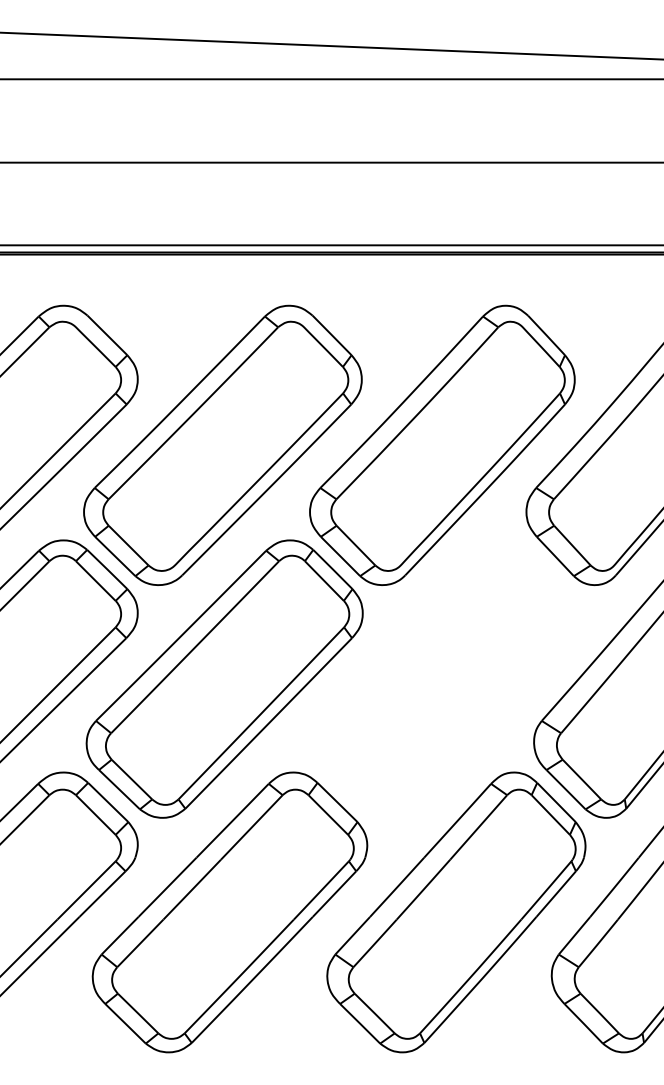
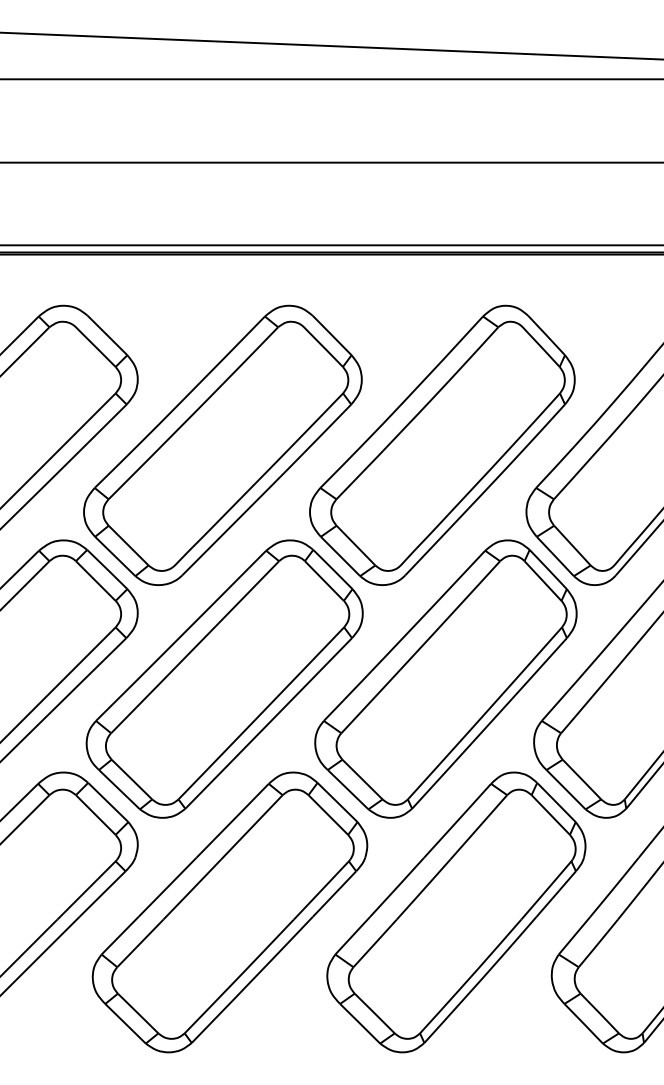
part: none -> present (445, 678)
